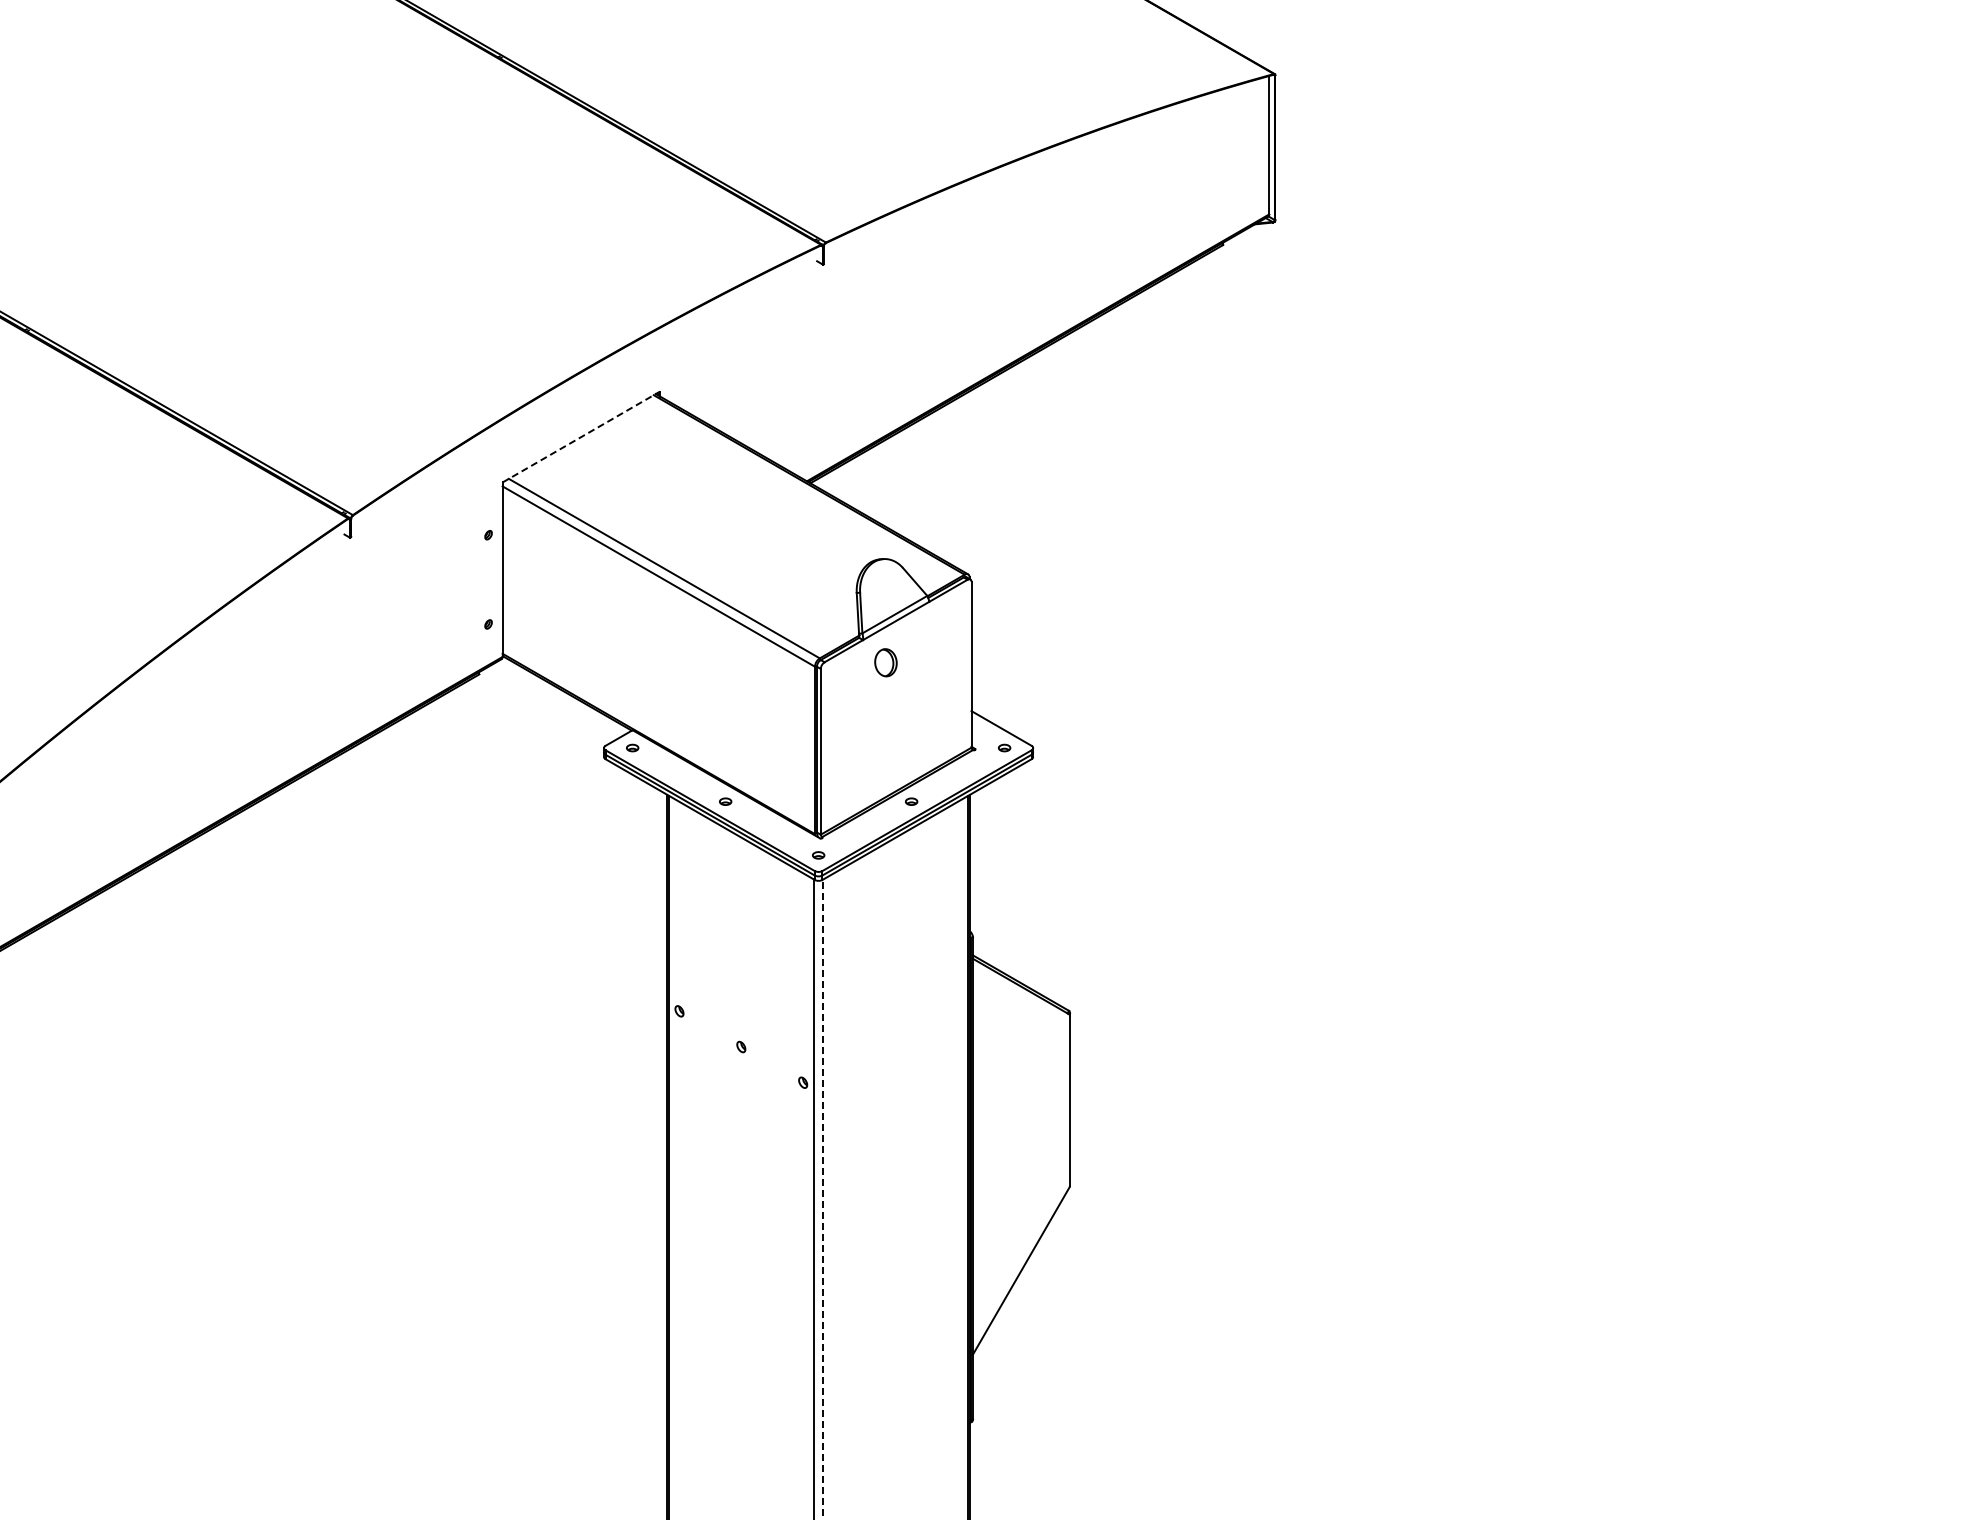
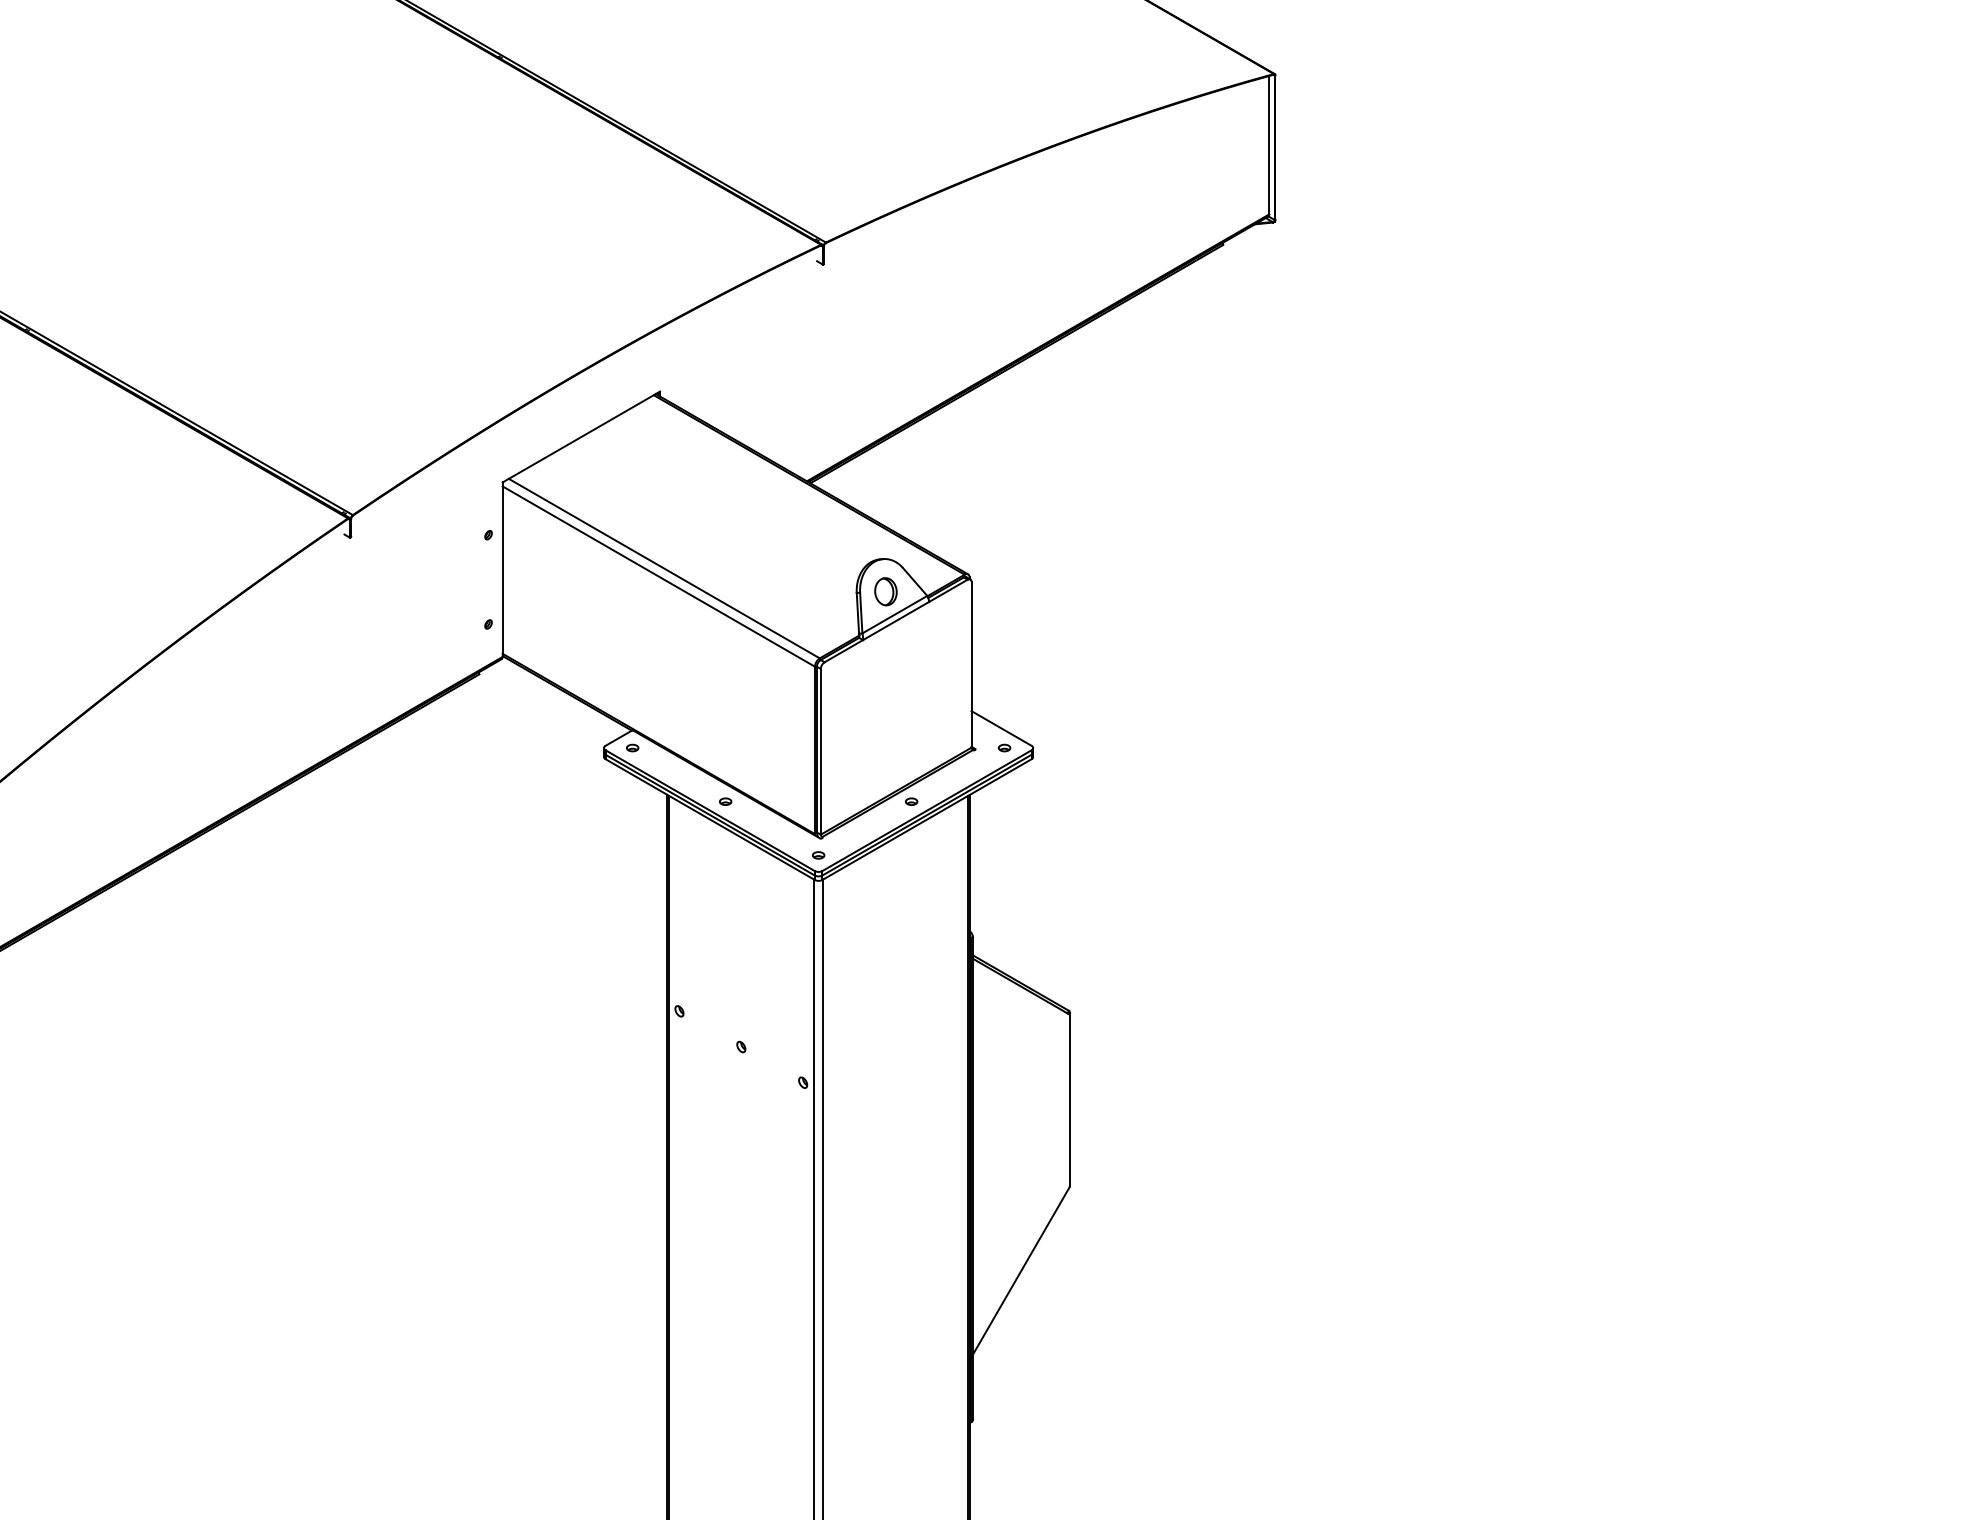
line: dashed -> solid (581, 437)
part position: (885, 662) -> (885, 591) (885, 591)
line: dashed -> solid (823, 1199)
